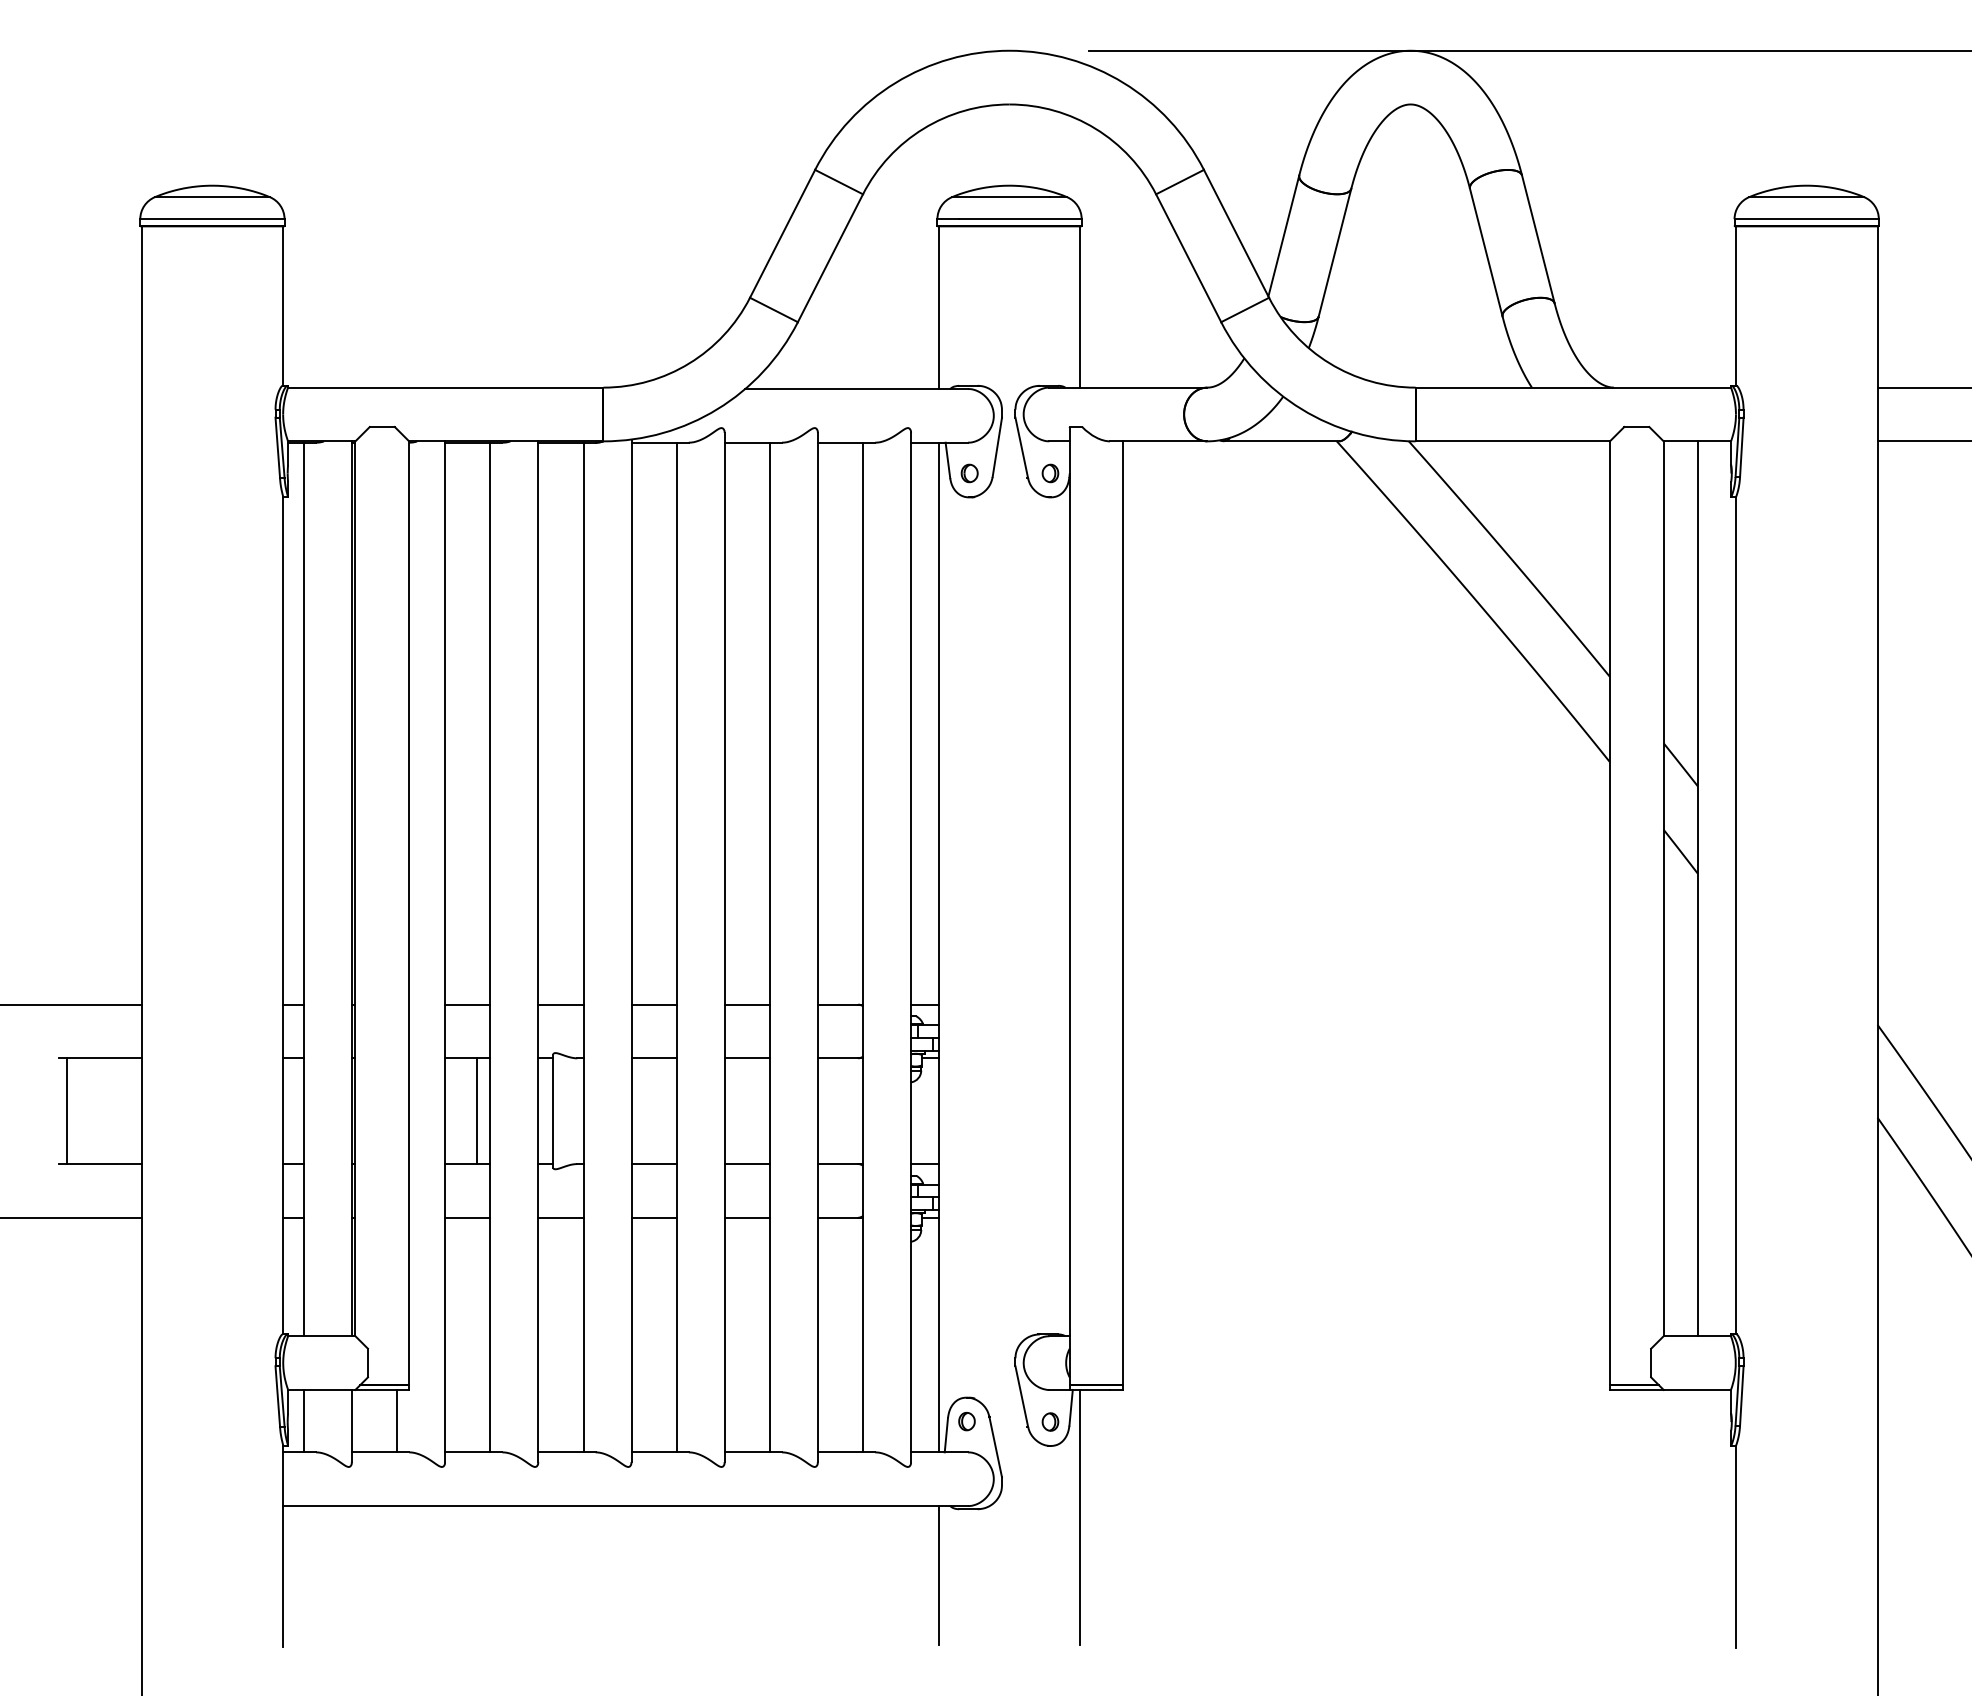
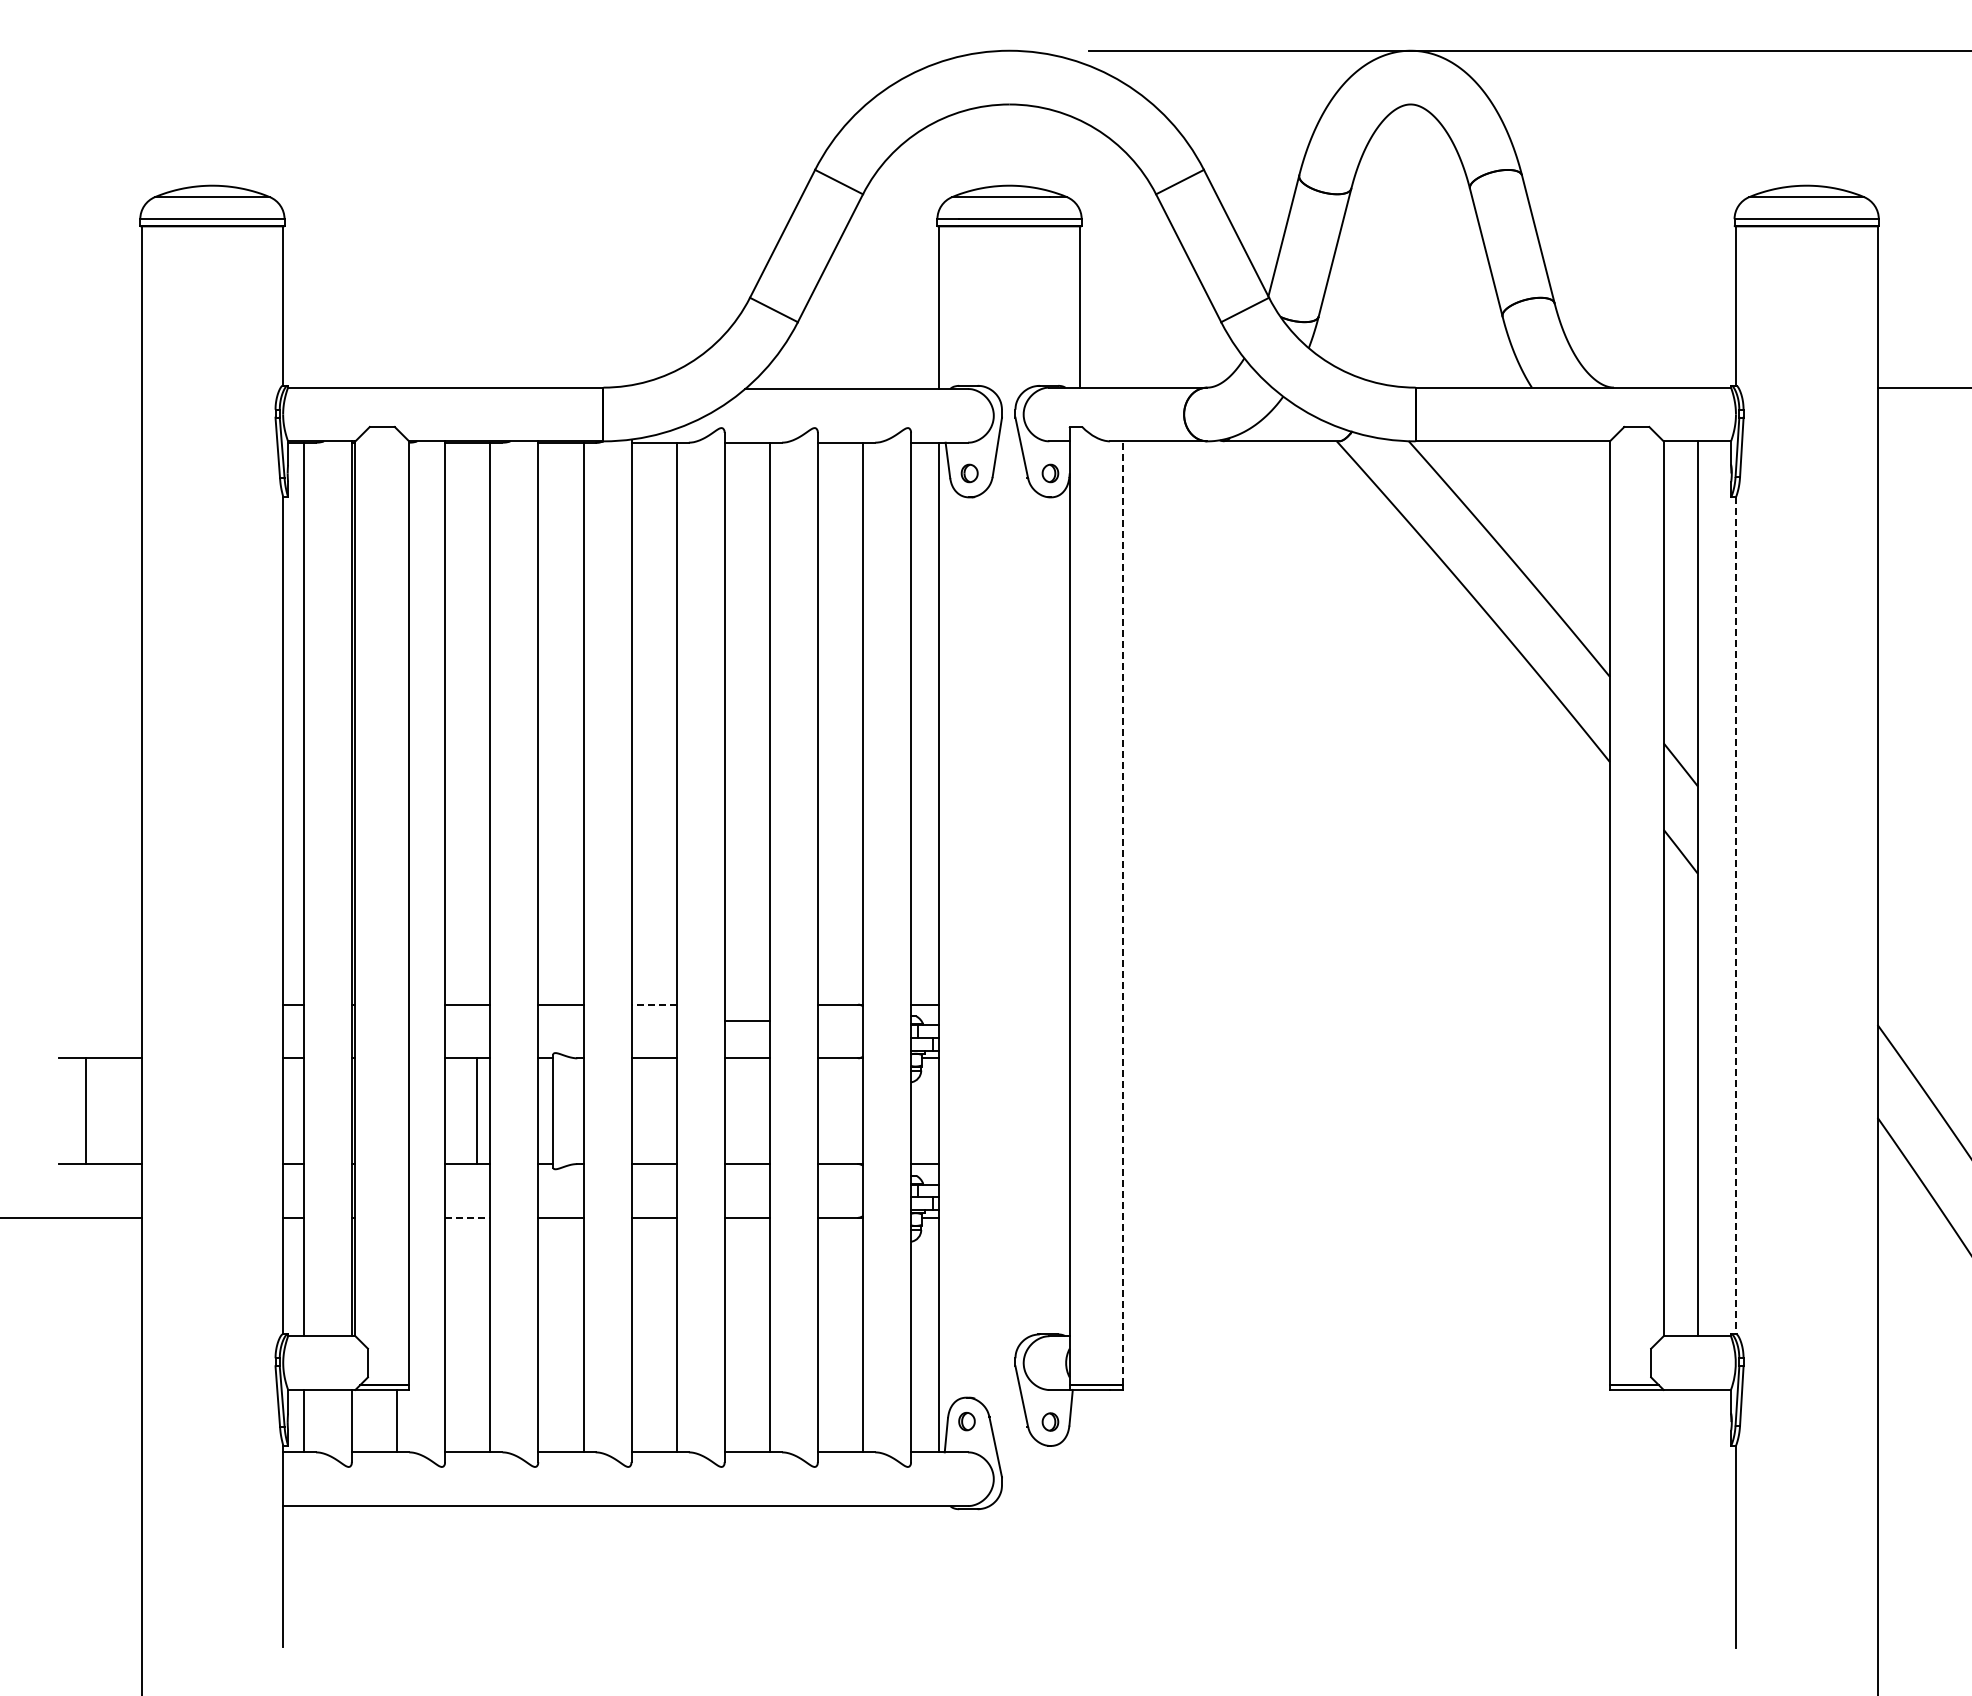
line: present -> none (1922, 441)
line: solid -> dashed (1123, 913)
line: solid -> dashed (1735, 916)
line: present -> none (71, 1004)
line: solid -> dashed (654, 1004)
line position: (747, 1004) -> (747, 1020) (747, 1020)
line position: (67, 1111) -> (86, 1111) (86, 1111)
line: solid -> dashed (467, 1217)
line: present -> none (1080, 1517)
line: present -> none (938, 1575)
